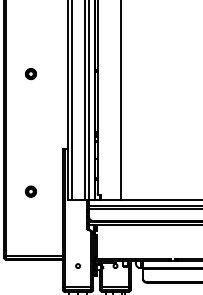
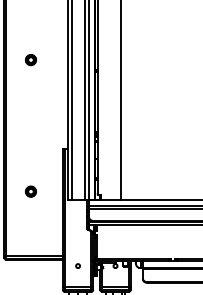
part position: (30, 74) -> (30, 60) (30, 60)
